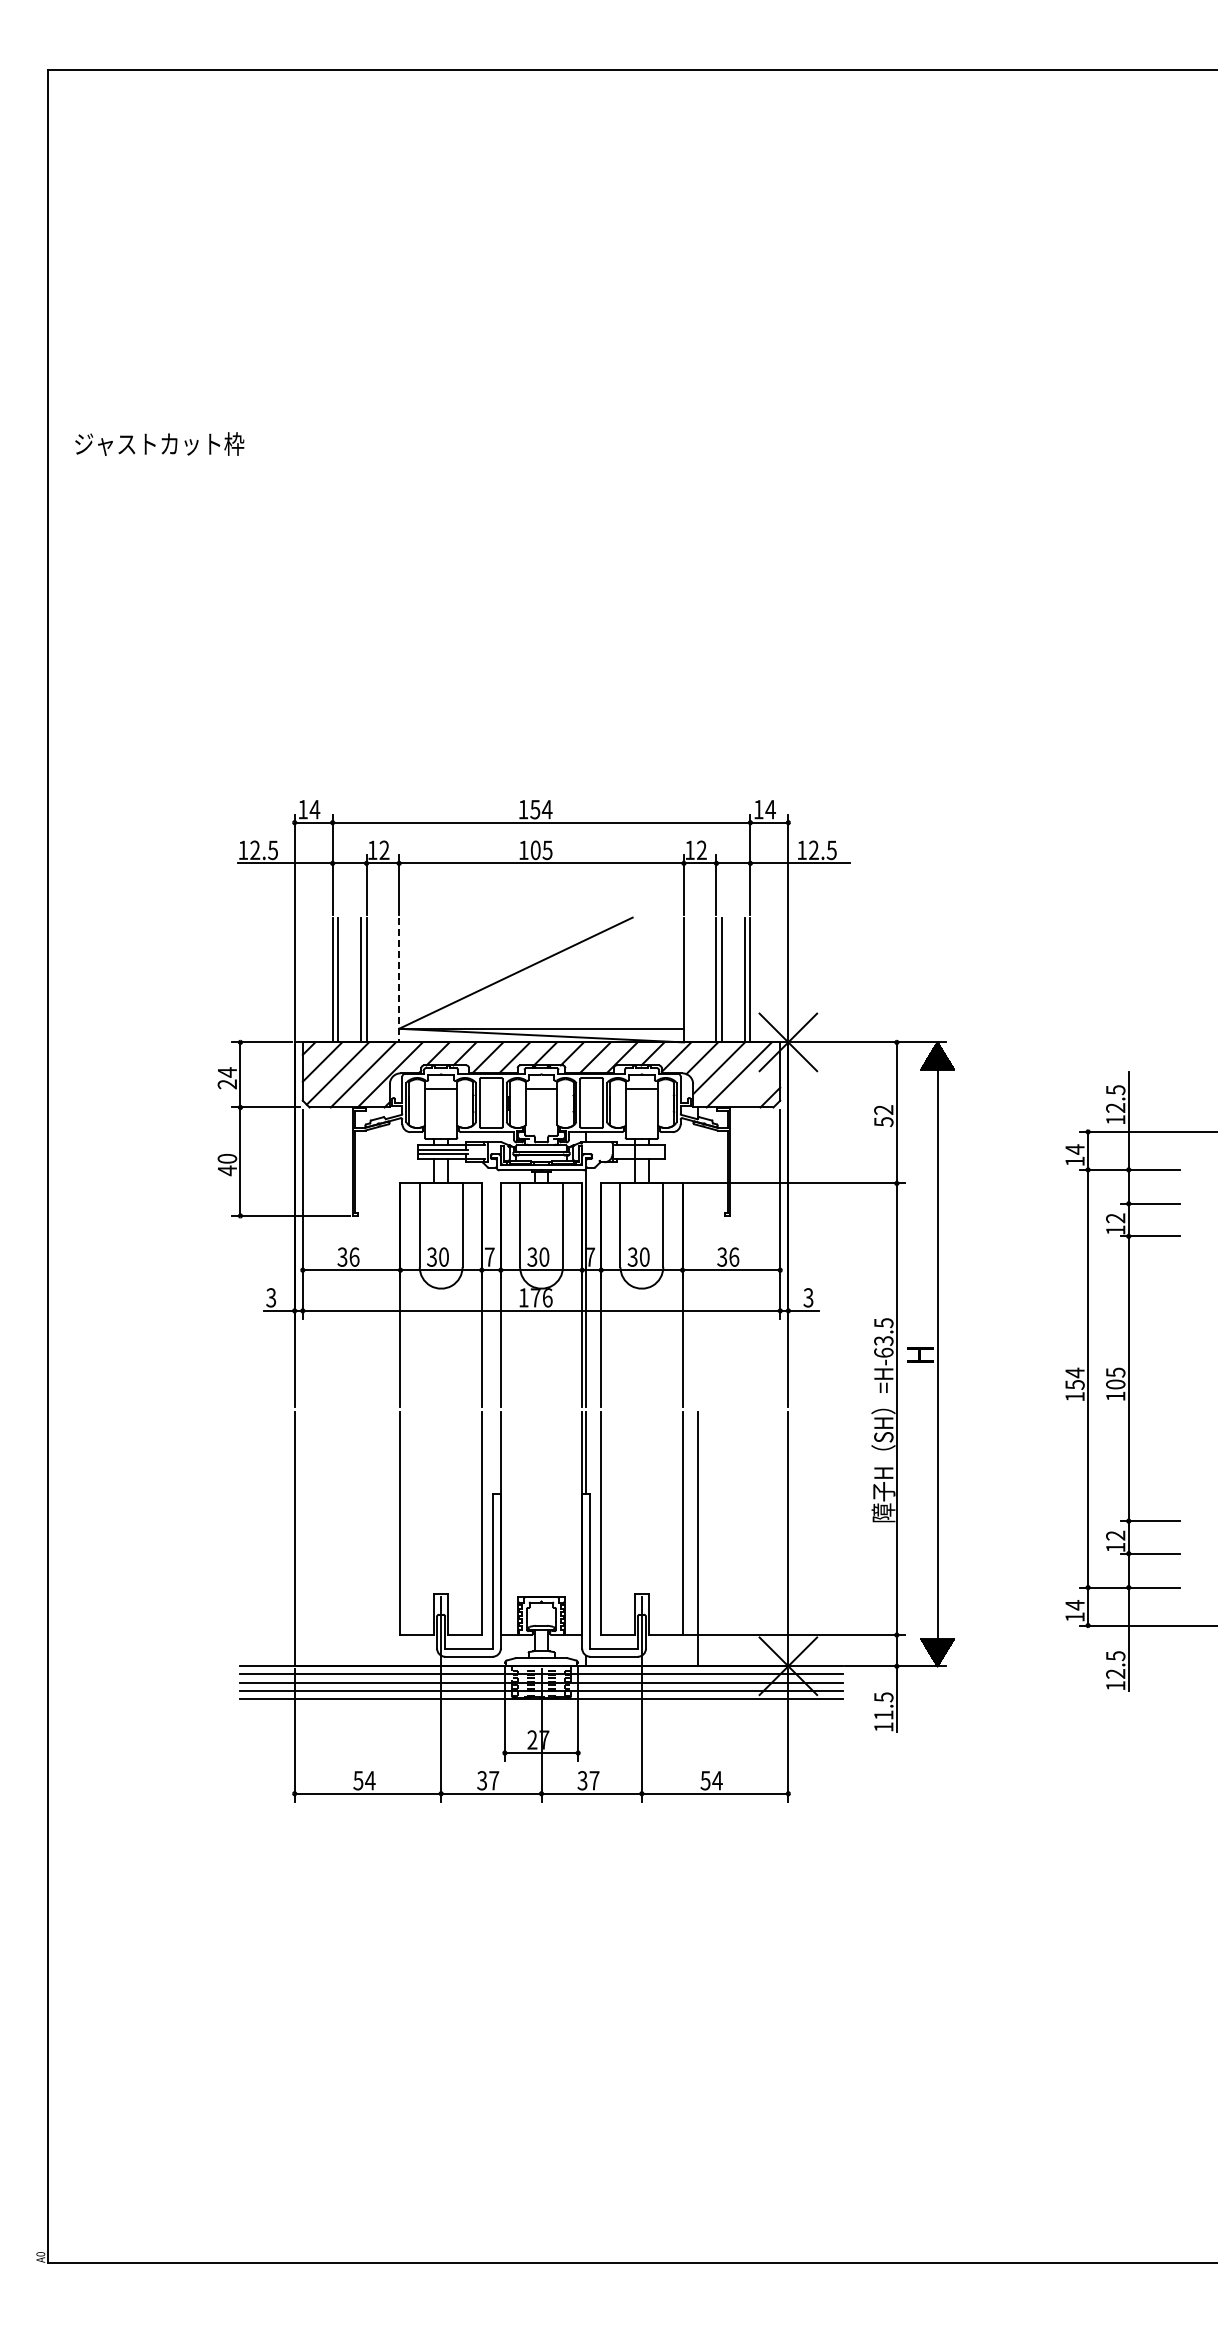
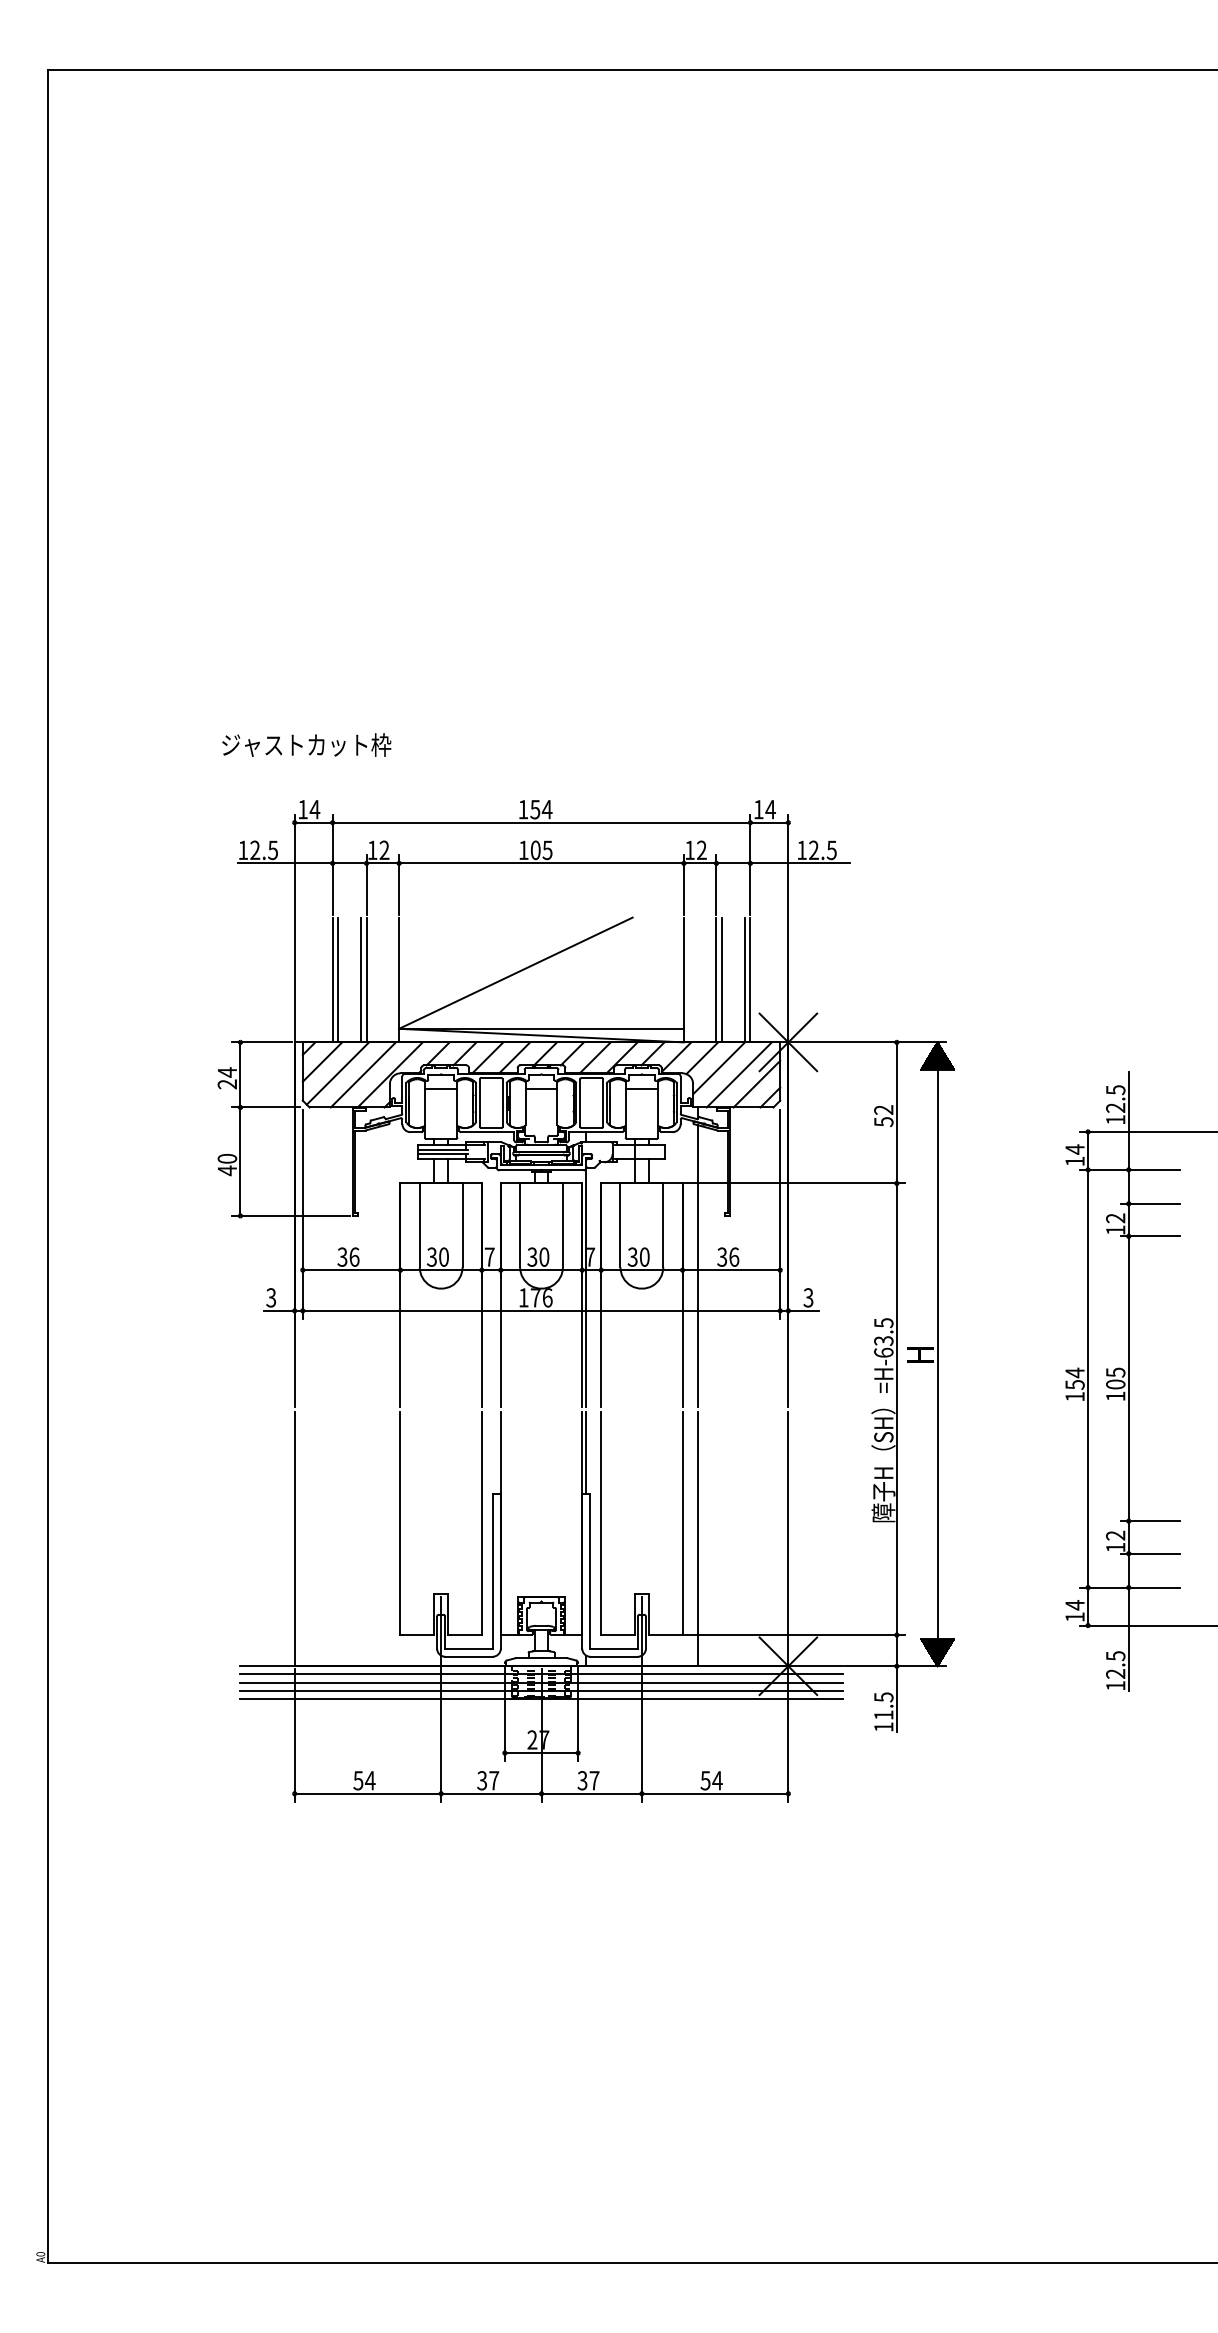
text position: (159, 443) -> (306, 744) (306, 744)
line: dashed -> solid (399, 980)
line: none -> present (756, 1083)
line: none -> present (697, 1265)
